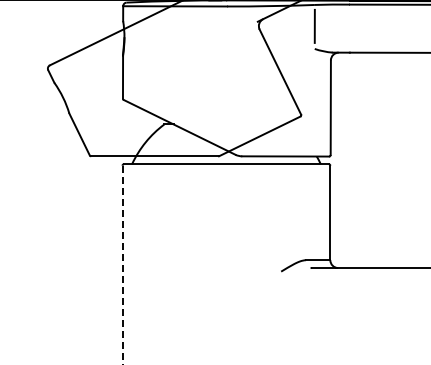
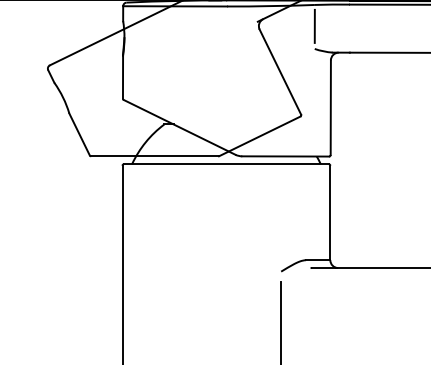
line: dashed -> solid (122, 265)
line: none -> present (281, 321)
